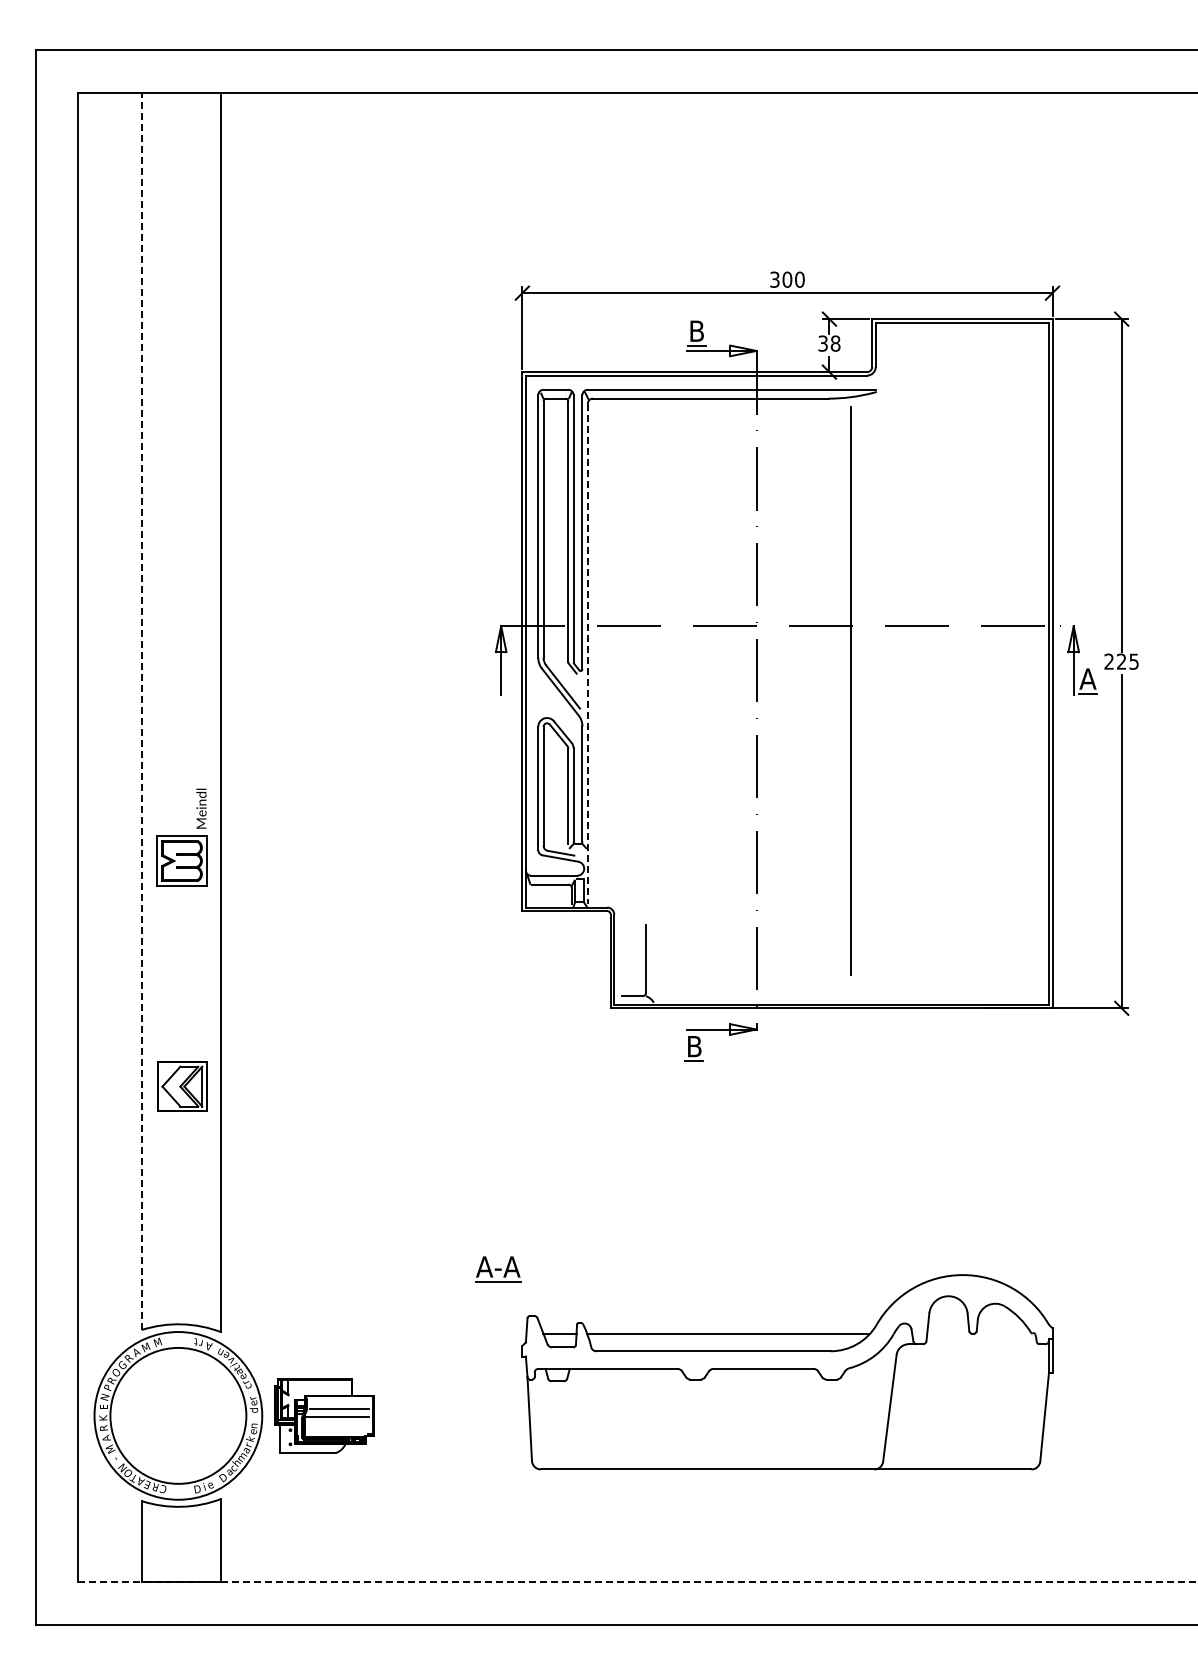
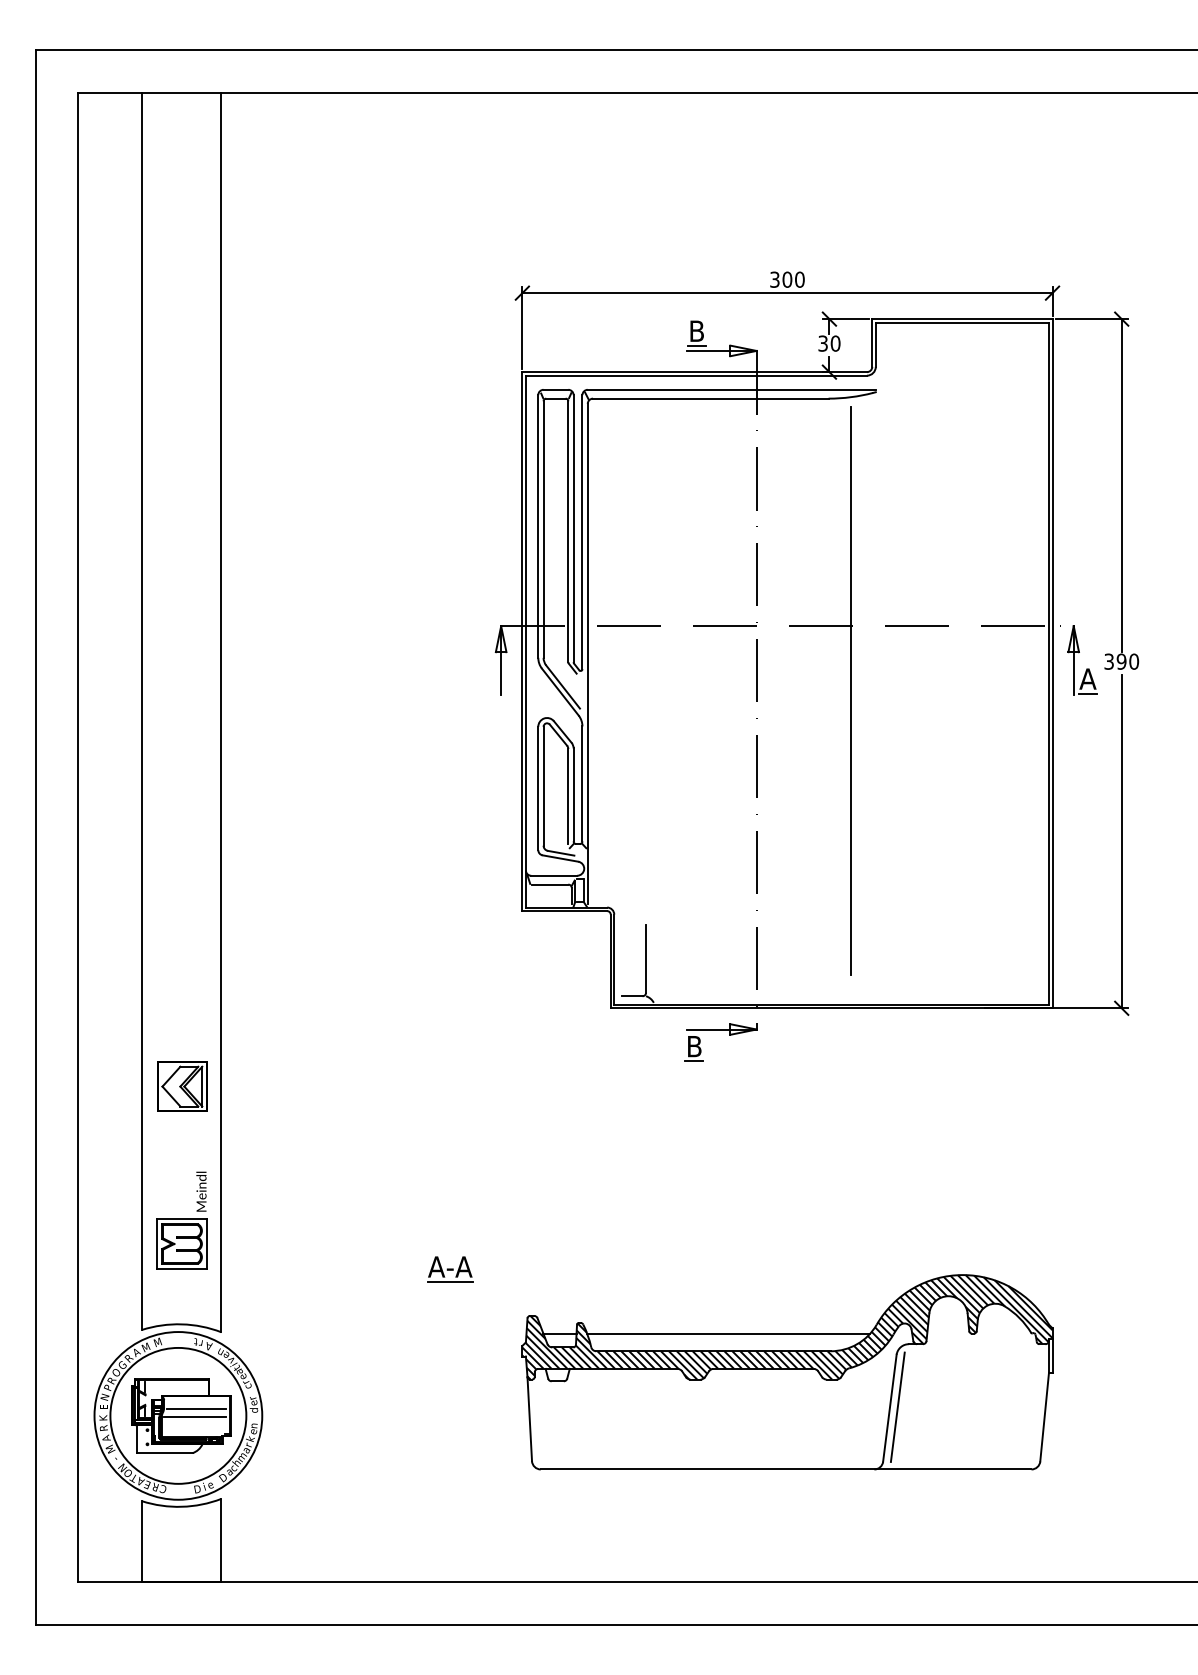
text: 38 -> 30 (835, 343)
line: dashed -> solid (587, 654)
text: 225 -> 390 (1121, 661)
line: dashed -> solid (141, 711)
part position: (181, 837) -> (181, 1220) (181, 1220)
part position: (498, 1269) -> (450, 1269) (450, 1269)
hatch: none -> present (787, 1327)
line: none -> present (897, 1406)
part position: (324, 1415) -> (181, 1415) (181, 1415)
line: dashed -> solid (638, 1582)
